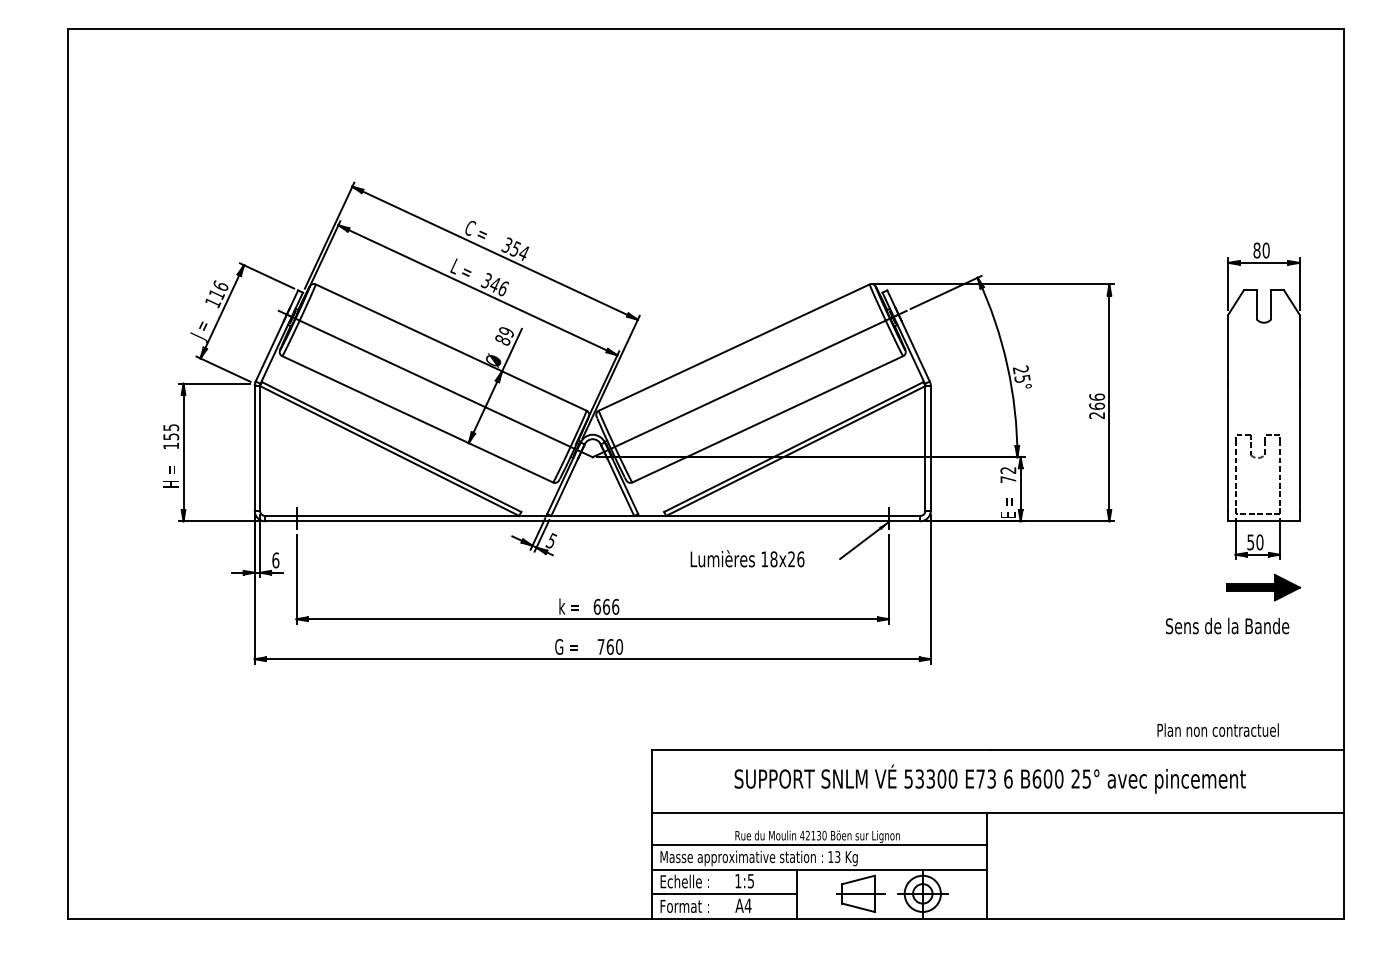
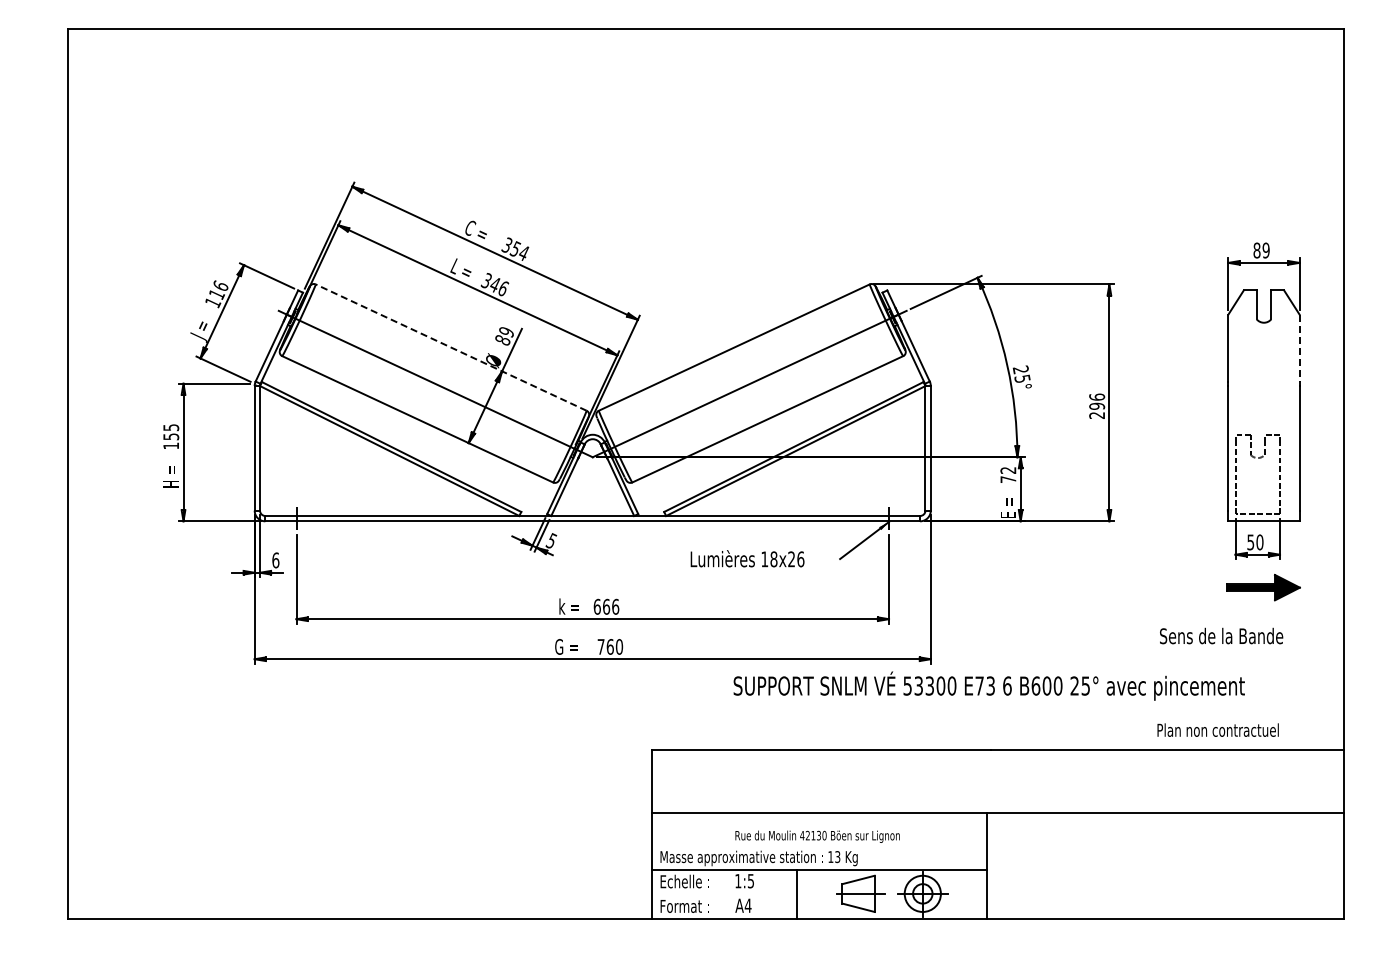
text: 80 -> 89 (1265, 250)
line: solid -> dashed (450, 347)
line: solid -> dashed (1299, 348)
text: 266 -> 296 (1097, 405)
text position: (1227, 625) -> (1221, 635) (1221, 635)
text position: (989, 778) -> (988, 685) (988, 685)
line: present -> none (819, 845)
line: present -> none (724, 894)
